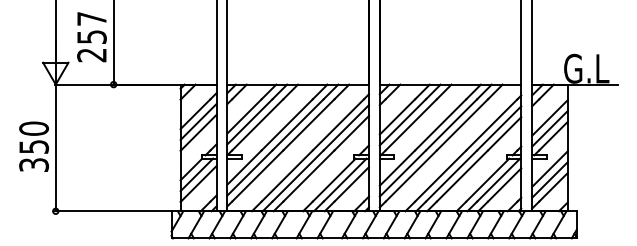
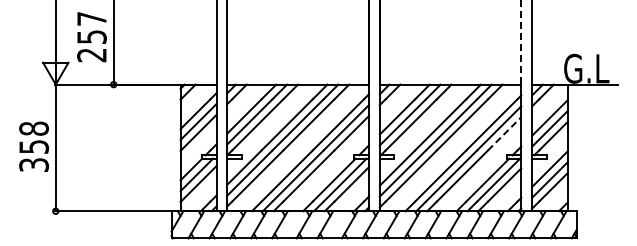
line: solid -> dashed (521, 42)
text: 350 -> 358 (33, 128)
line: solid -> dashed (504, 133)
